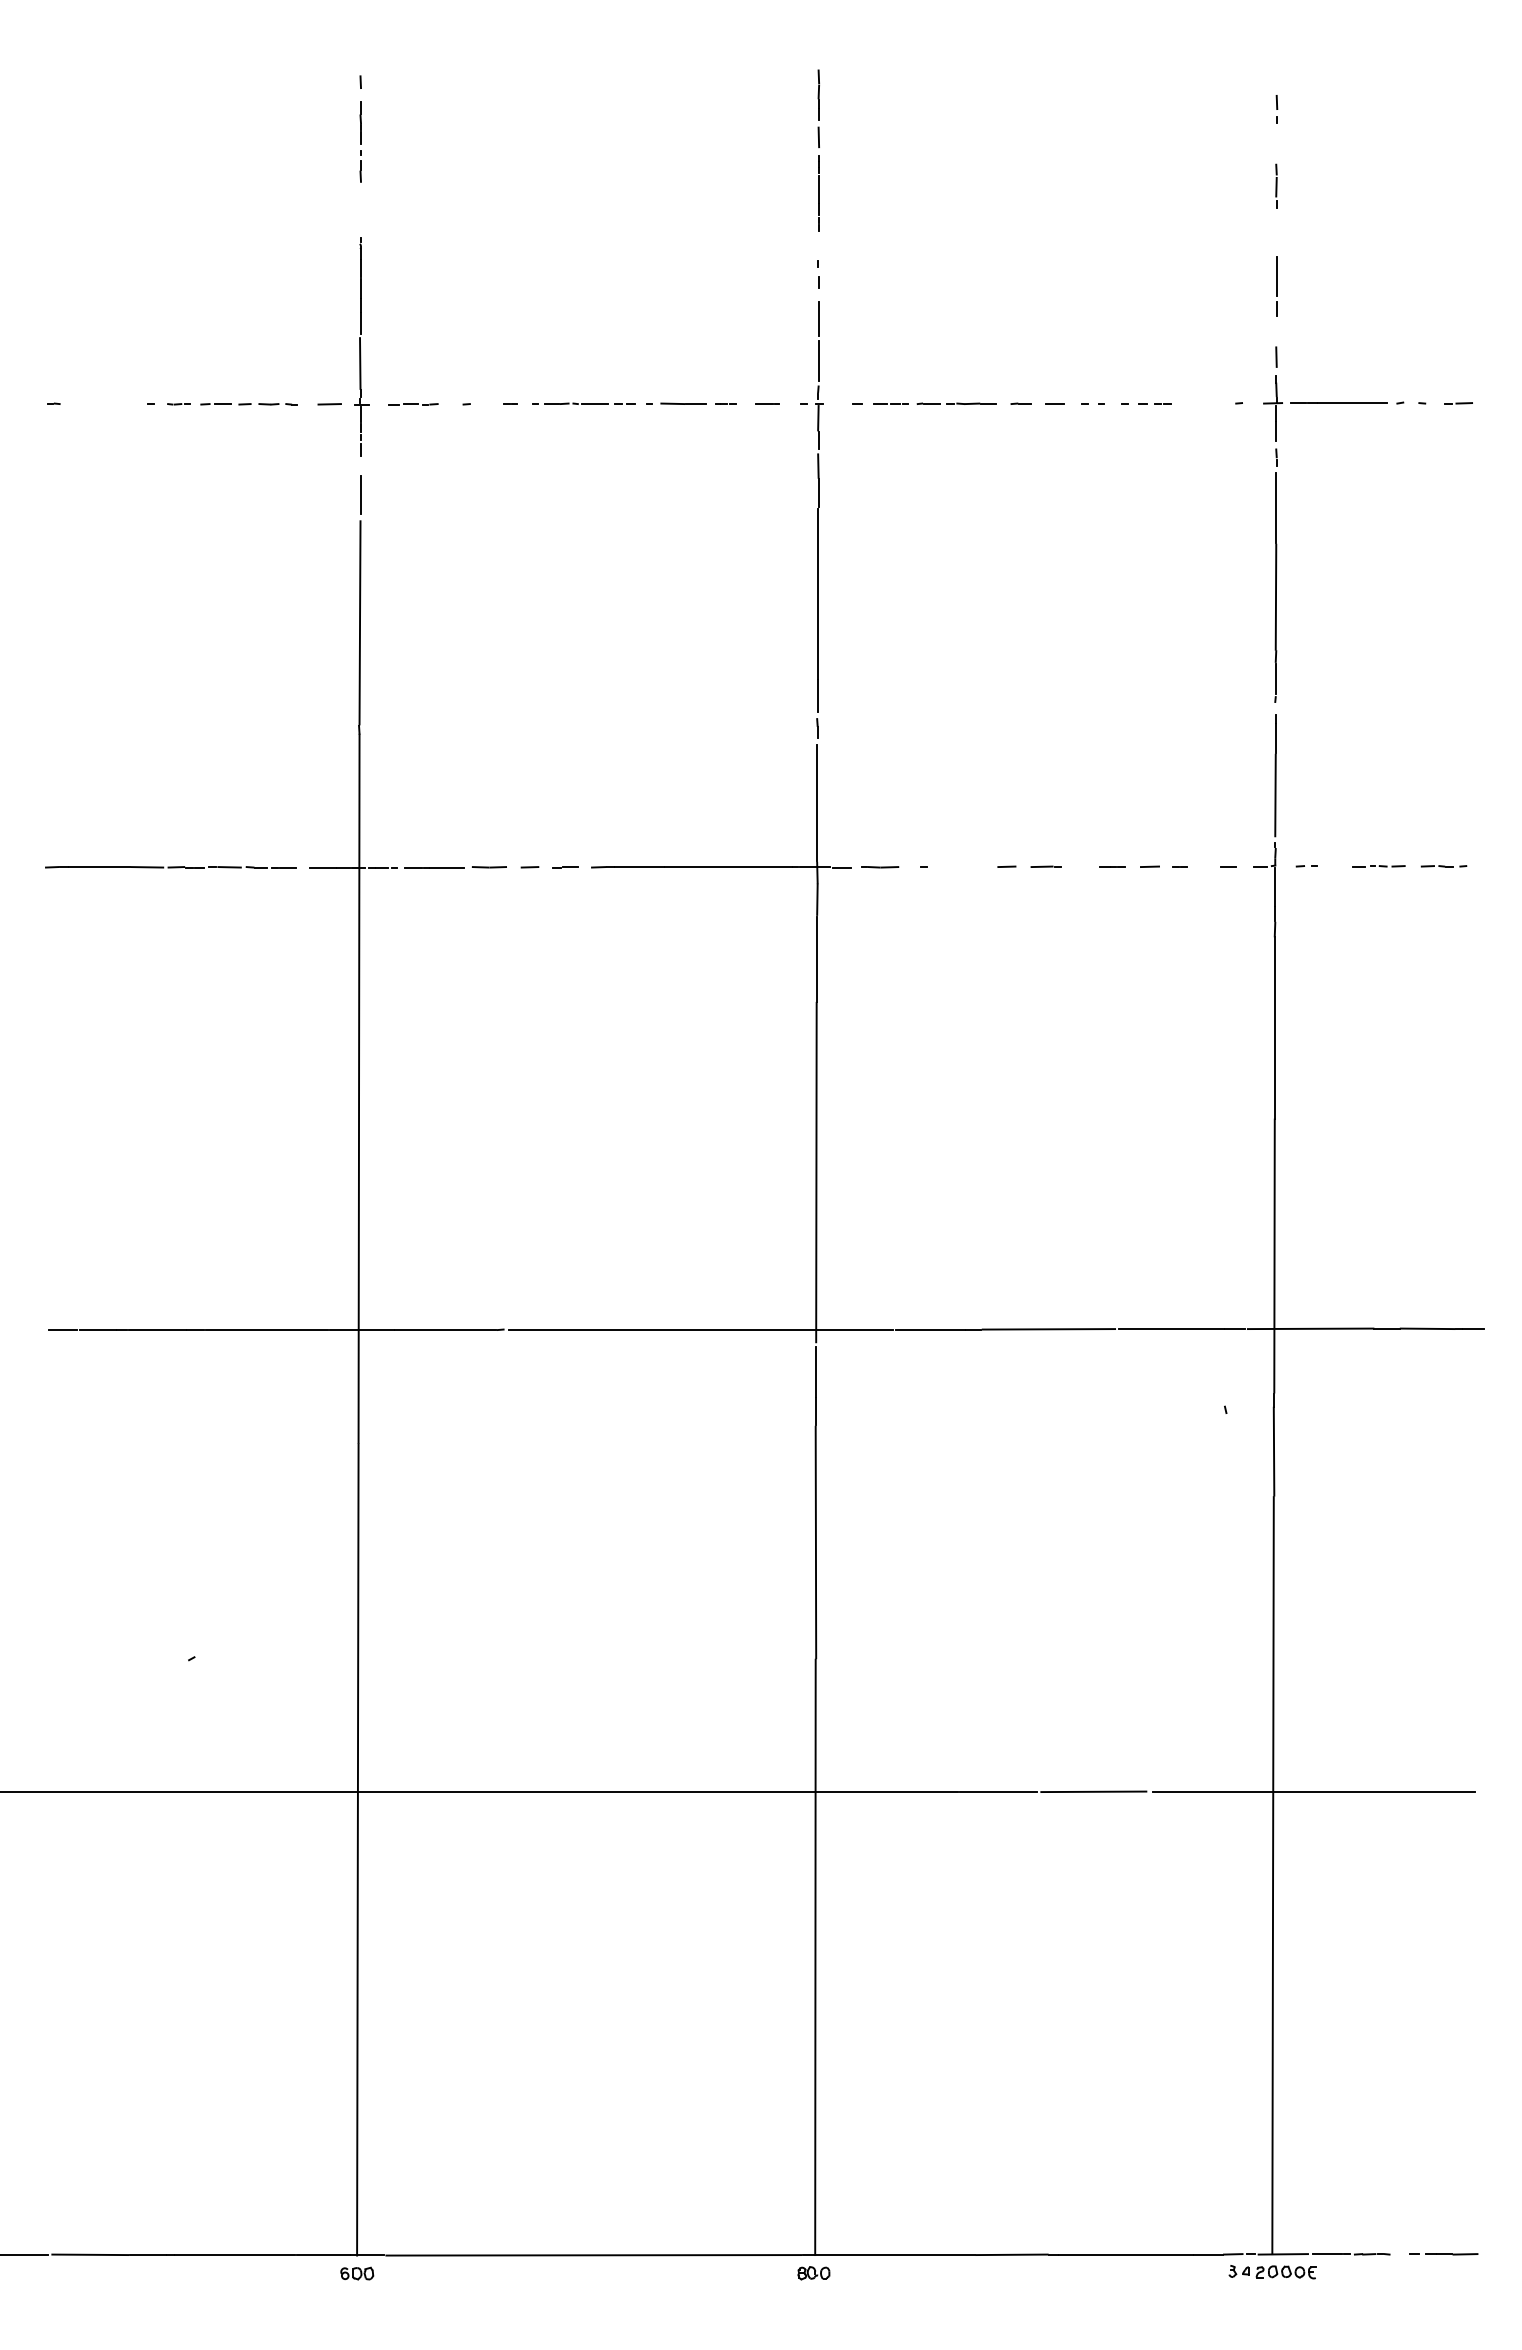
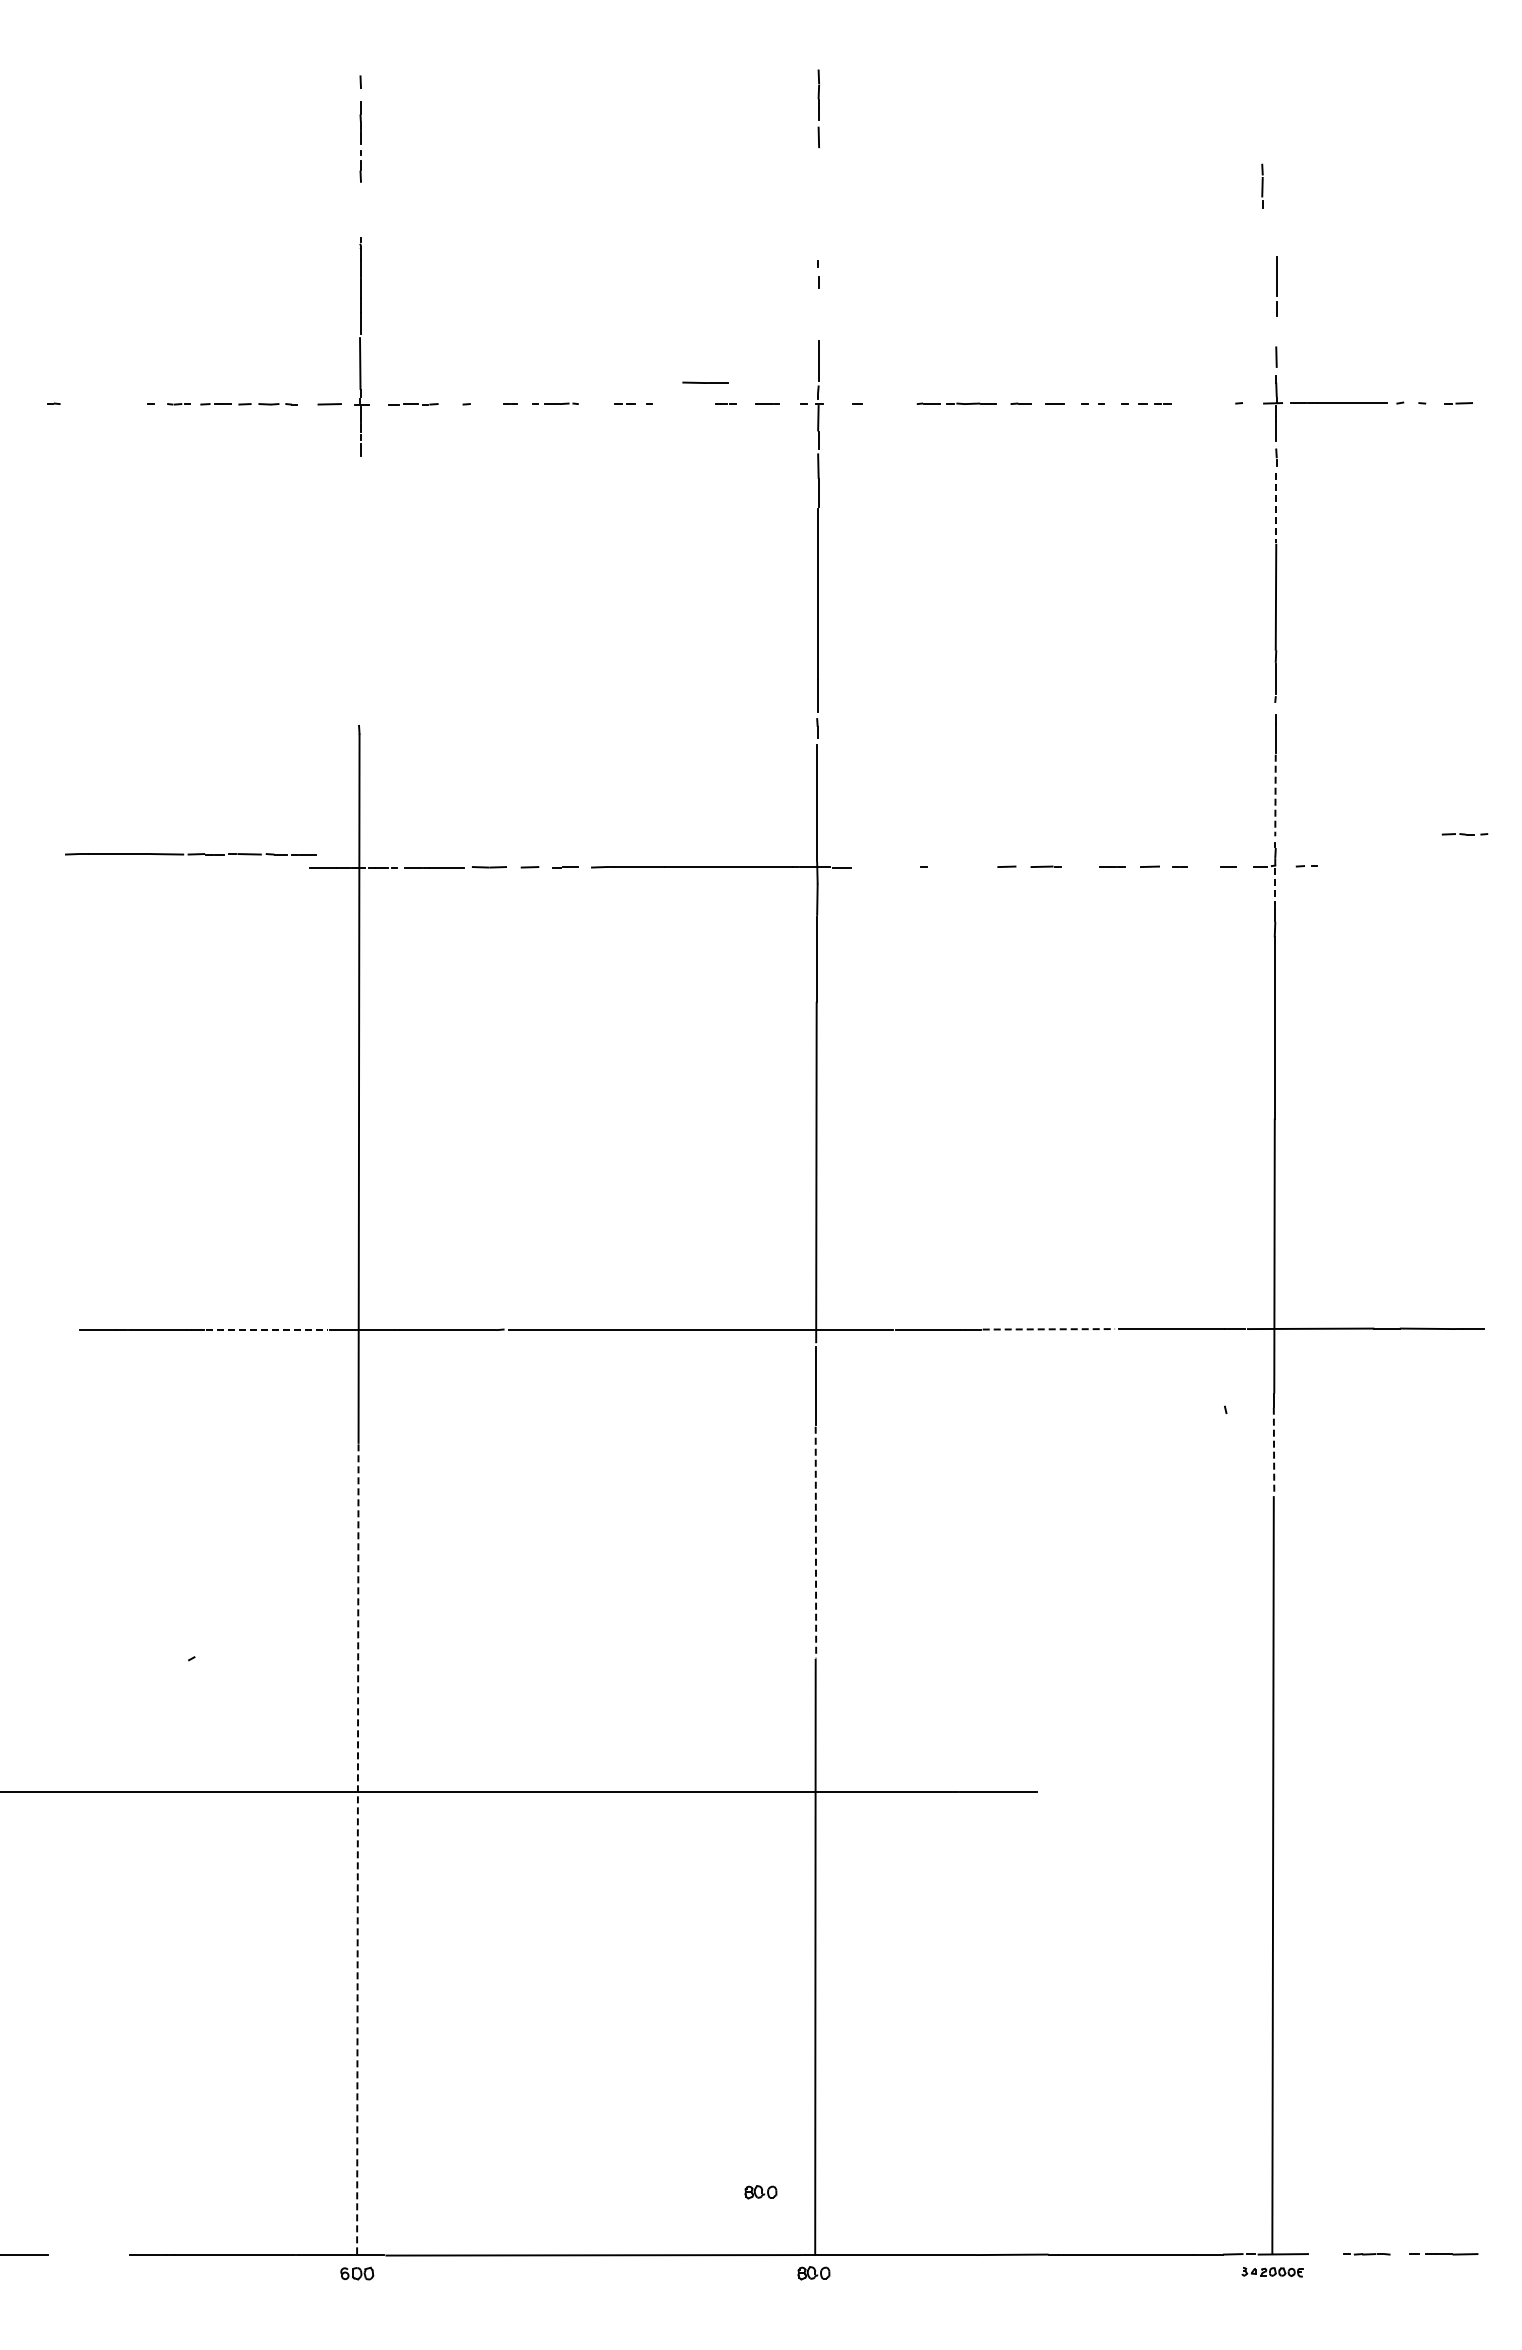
part: present -> none (1276, 109)
line position: (1276, 185) -> (1262, 185) (1262, 185)
line: present -> none (818, 193)
line: present -> none (818, 319)
line position: (683, 403) -> (705, 382) (705, 382)
line: present -> none (890, 403)
line: present -> none (594, 404)
line: present -> none (360, 495)
line: solid -> dashed (1276, 507)
line: present -> none (359, 622)
line: solid -> dashed (1275, 795)
part: present -> none (1378, 866)
line position: (1443, 866) -> (1464, 834) (1464, 834)
part position: (170, 867) -> (190, 854) (190, 854)
line: present -> none (880, 867)
line: solid -> dashed (1275, 887)
line: present -> none (62, 1329)
line: solid -> dashed (1049, 1329)
line: solid -> dashed (266, 1330)
line: solid -> dashed (1274, 1451)
line: solid -> dashed (815, 1542)
line: present -> none (1093, 1791)
line: present -> none (1313, 1791)
line: solid -> dashed (357, 1849)
part: none -> present (760, 2192)
line: present -> none (90, 2254)
line: present -> none (1327, 2254)
part size: 89x15 px -> 63x11 px (1272, 2272)
